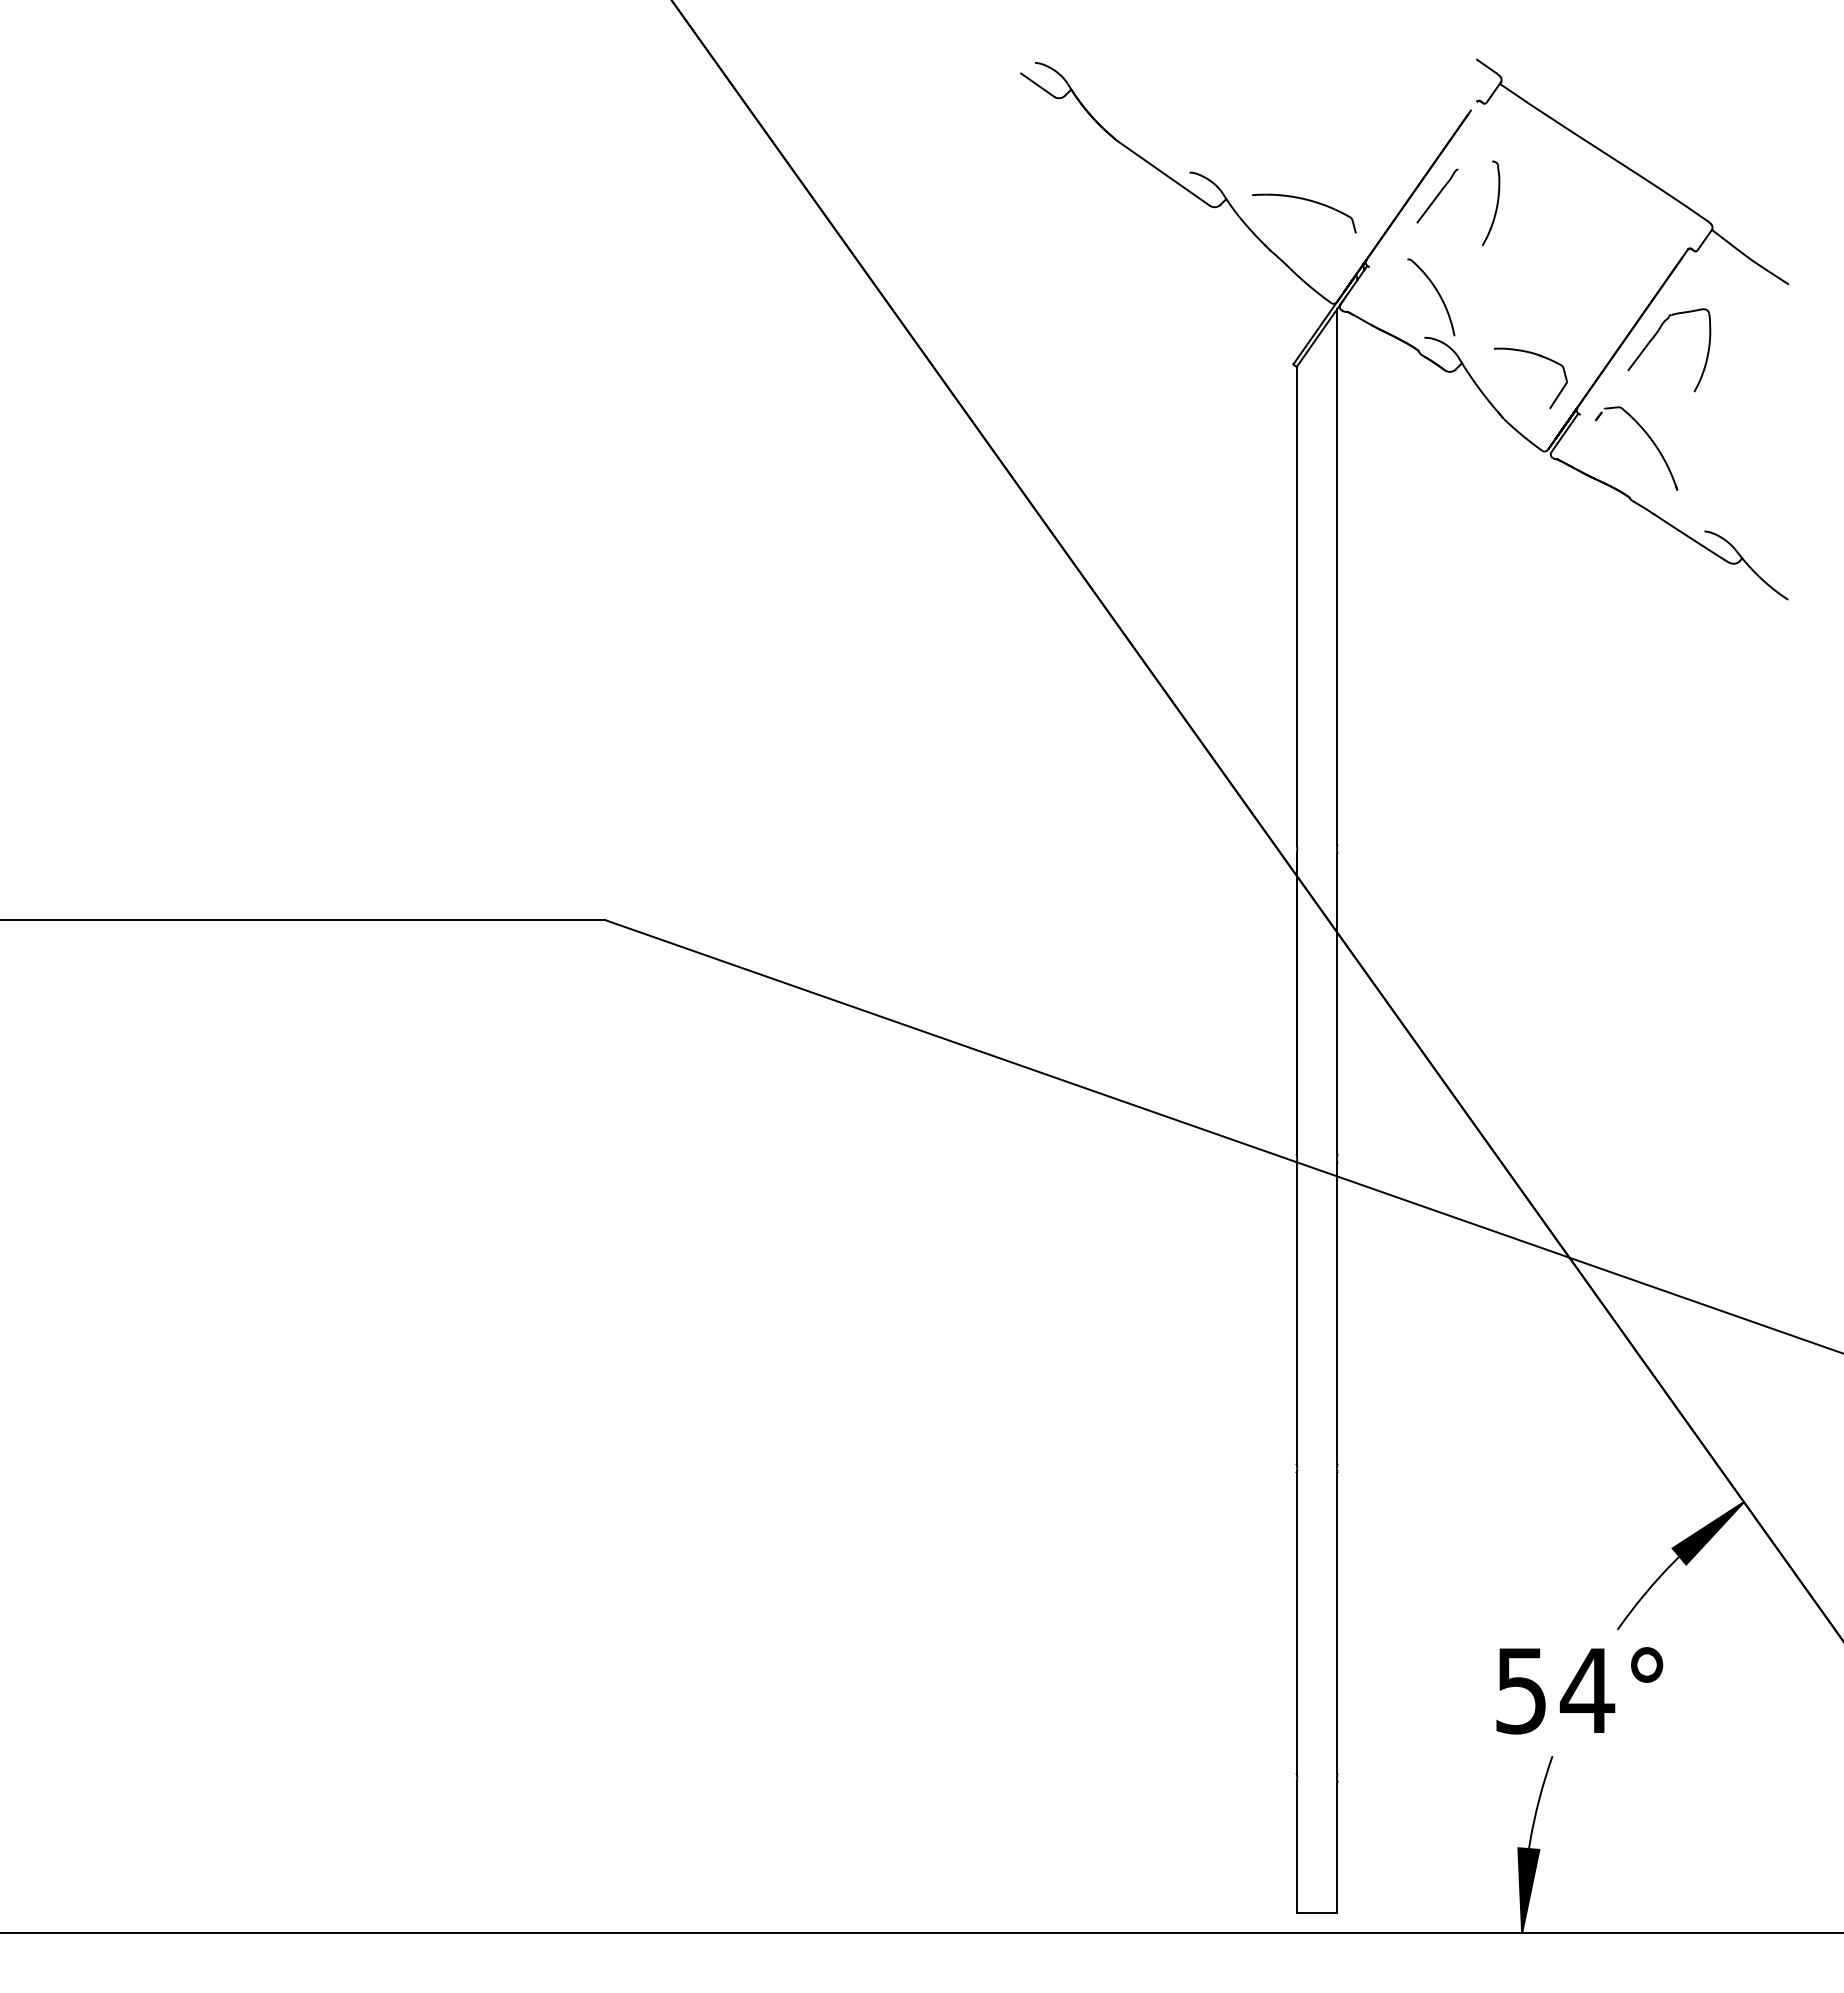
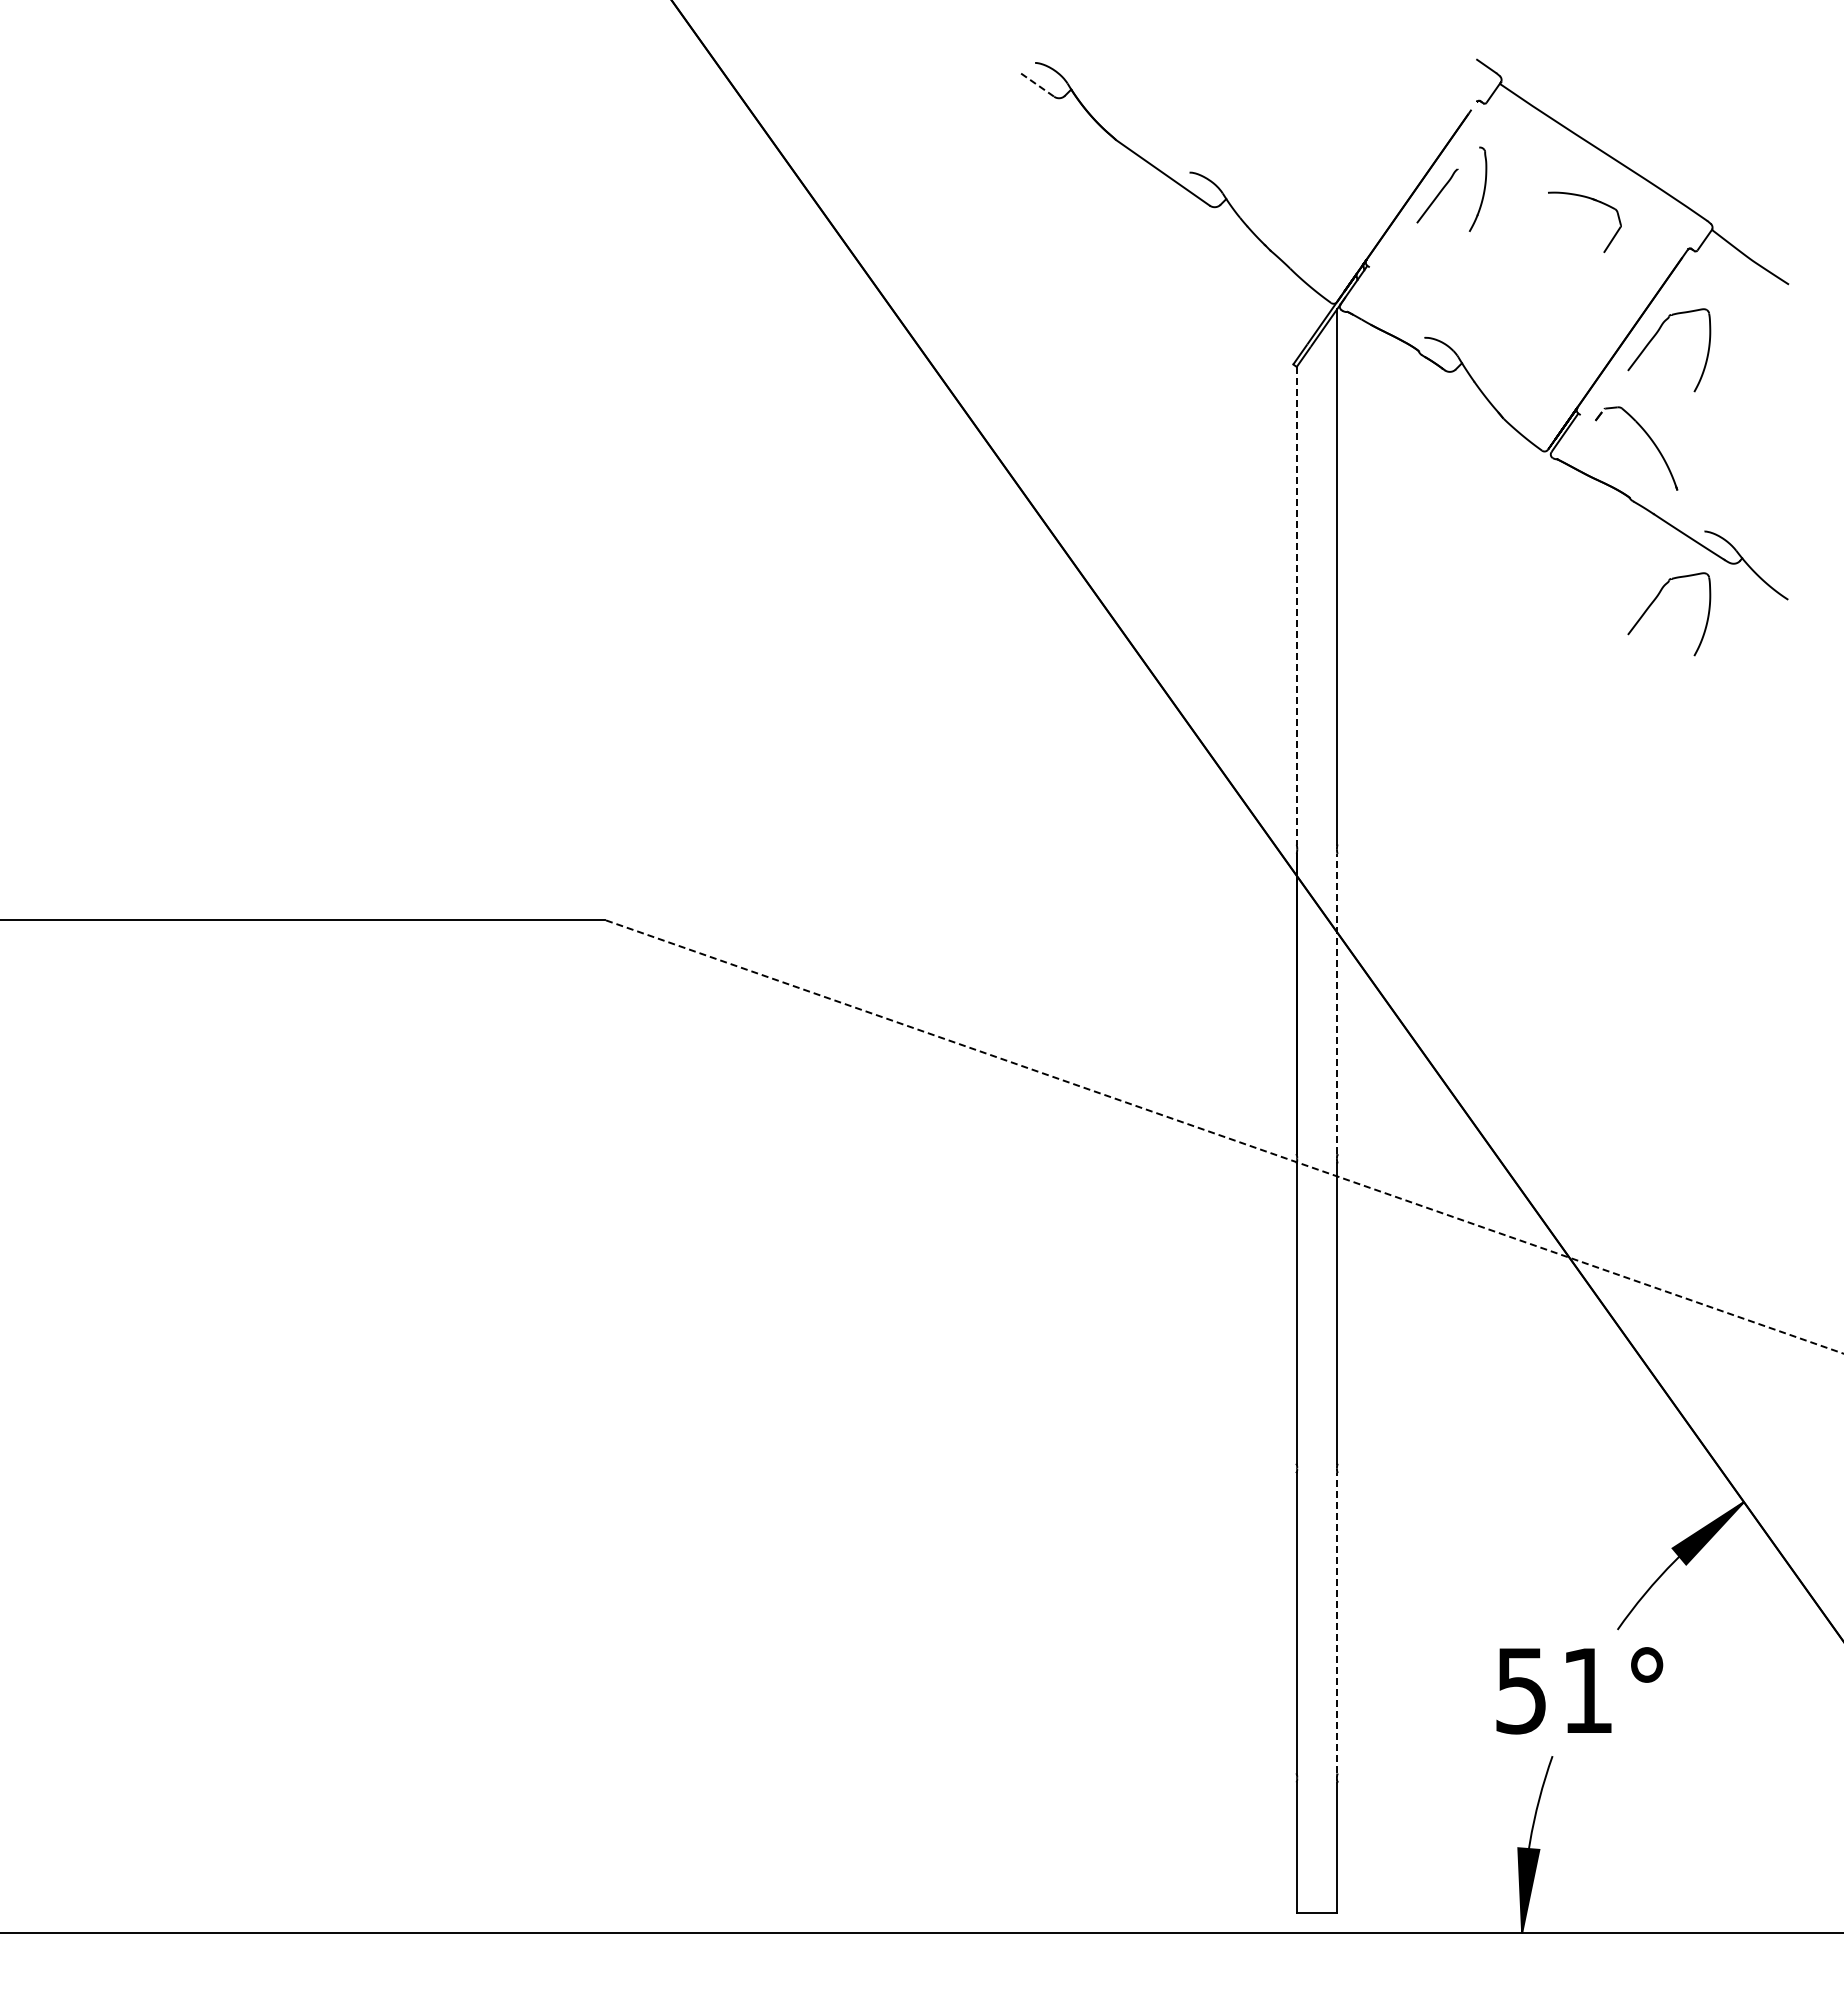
line: solid -> dashed (1038, 85)
part: present -> none (1308, 201)
part position: (1496, 203) -> (1483, 189) (1483, 189)
part: present -> none (1437, 293)
part position: (1538, 356) -> (1592, 200) (1592, 200)
part: none -> present (1652, 604)
line: solid -> dashed (1296, 605)
line: solid -> dashed (1337, 1003)
line: solid -> dashed (1223, 1136)
line: solid -> dashed (1337, 1622)
text: 54° -> 51° (1587, 1690)
